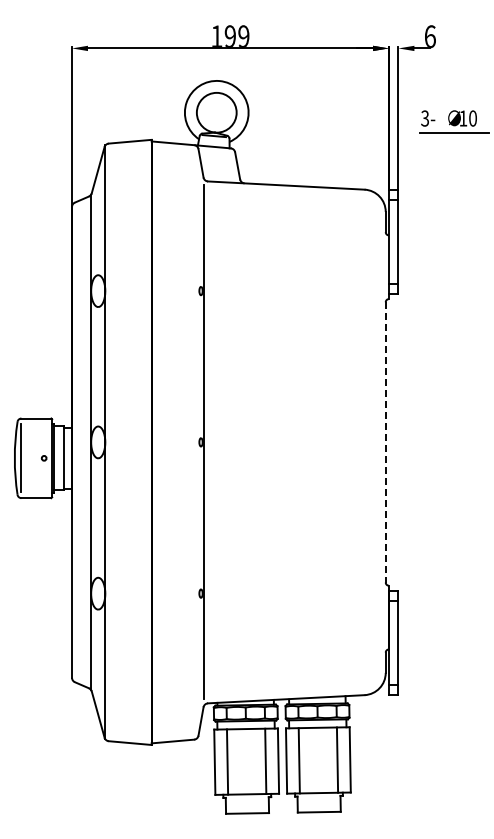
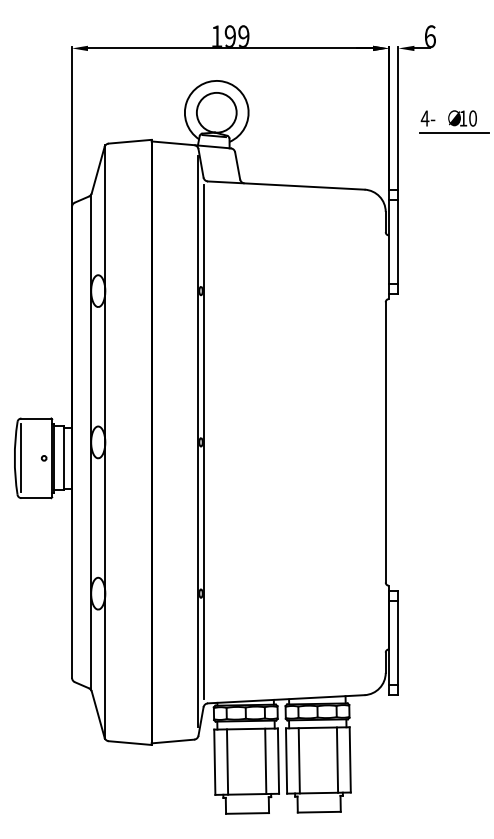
text: 3- -> 4- (424, 118)
line: none -> present (197, 441)
line: dashed -> solid (385, 442)
